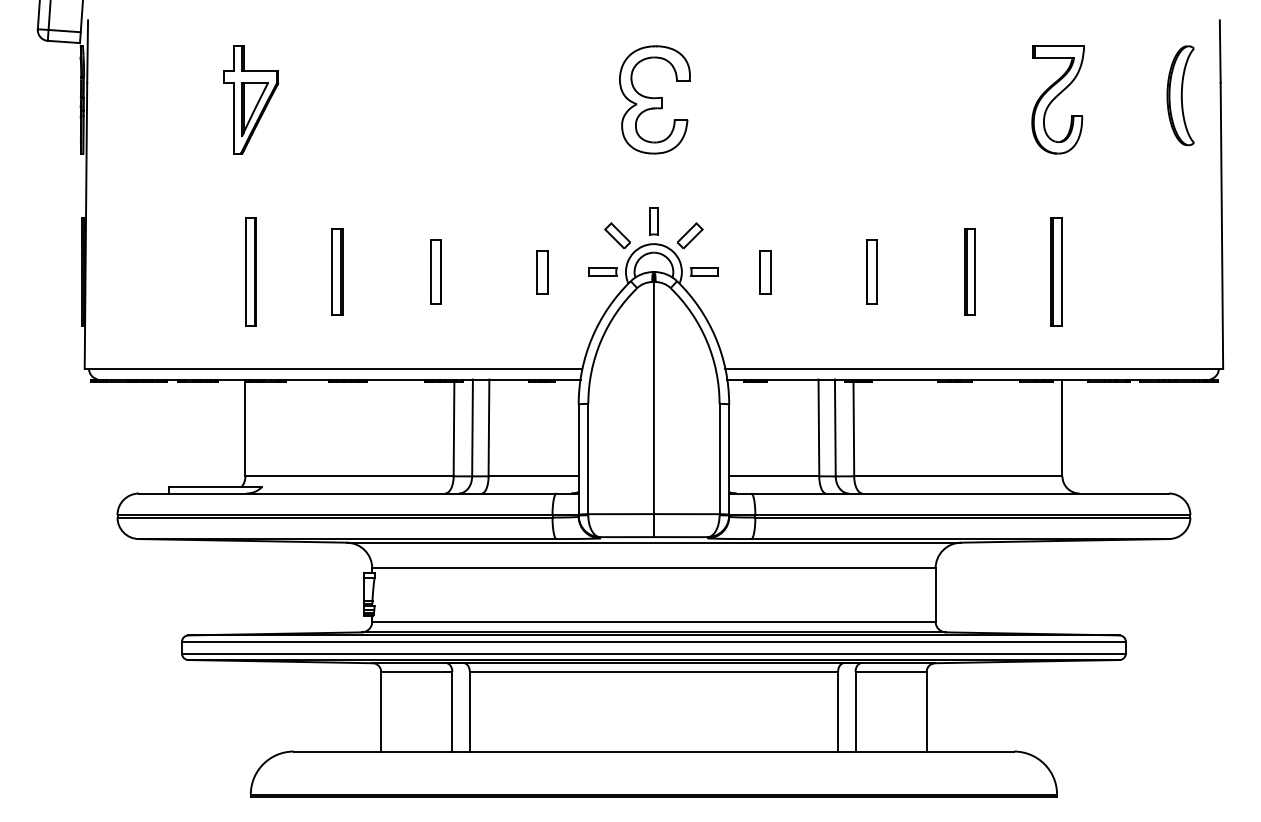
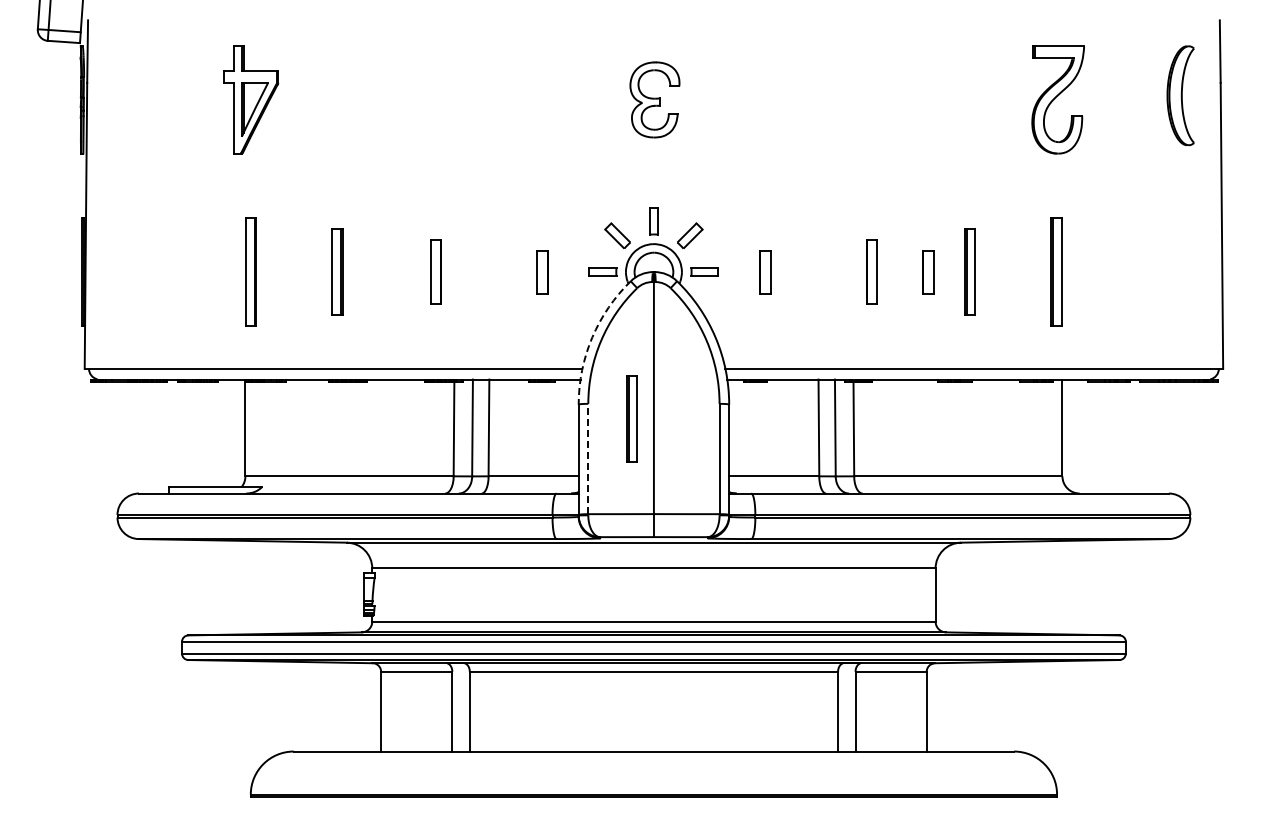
part size: 72x110 px -> 52x78 px (654, 99)
part: none -> present (928, 272)
arc: solid -> dashed (592, 337)
part: none -> present (631, 418)
line: solid -> dashed (588, 458)
